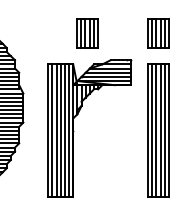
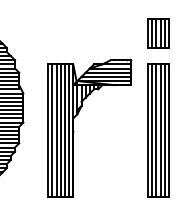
part: present -> none (87, 33)
